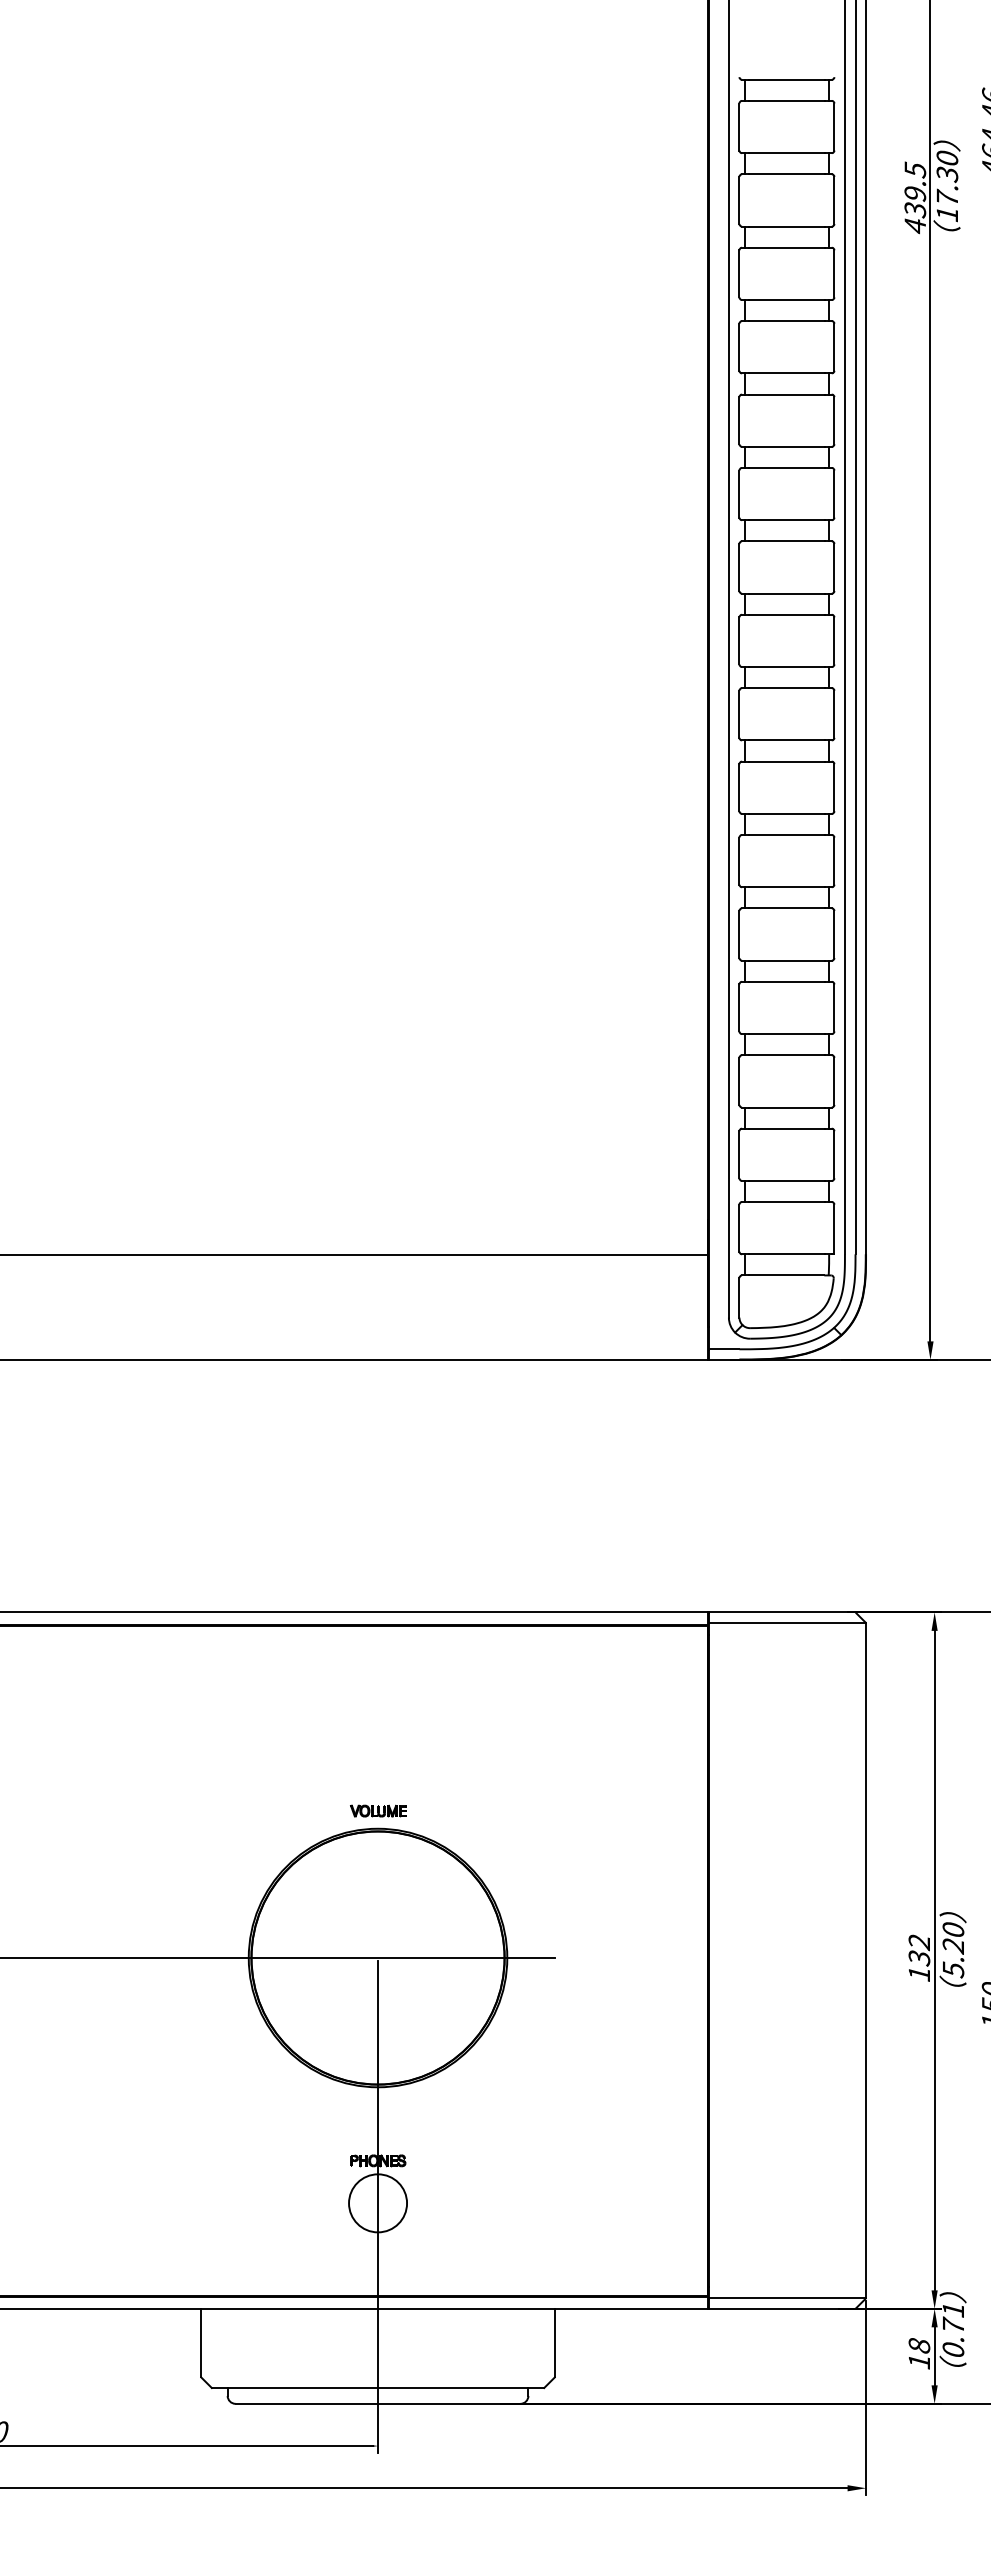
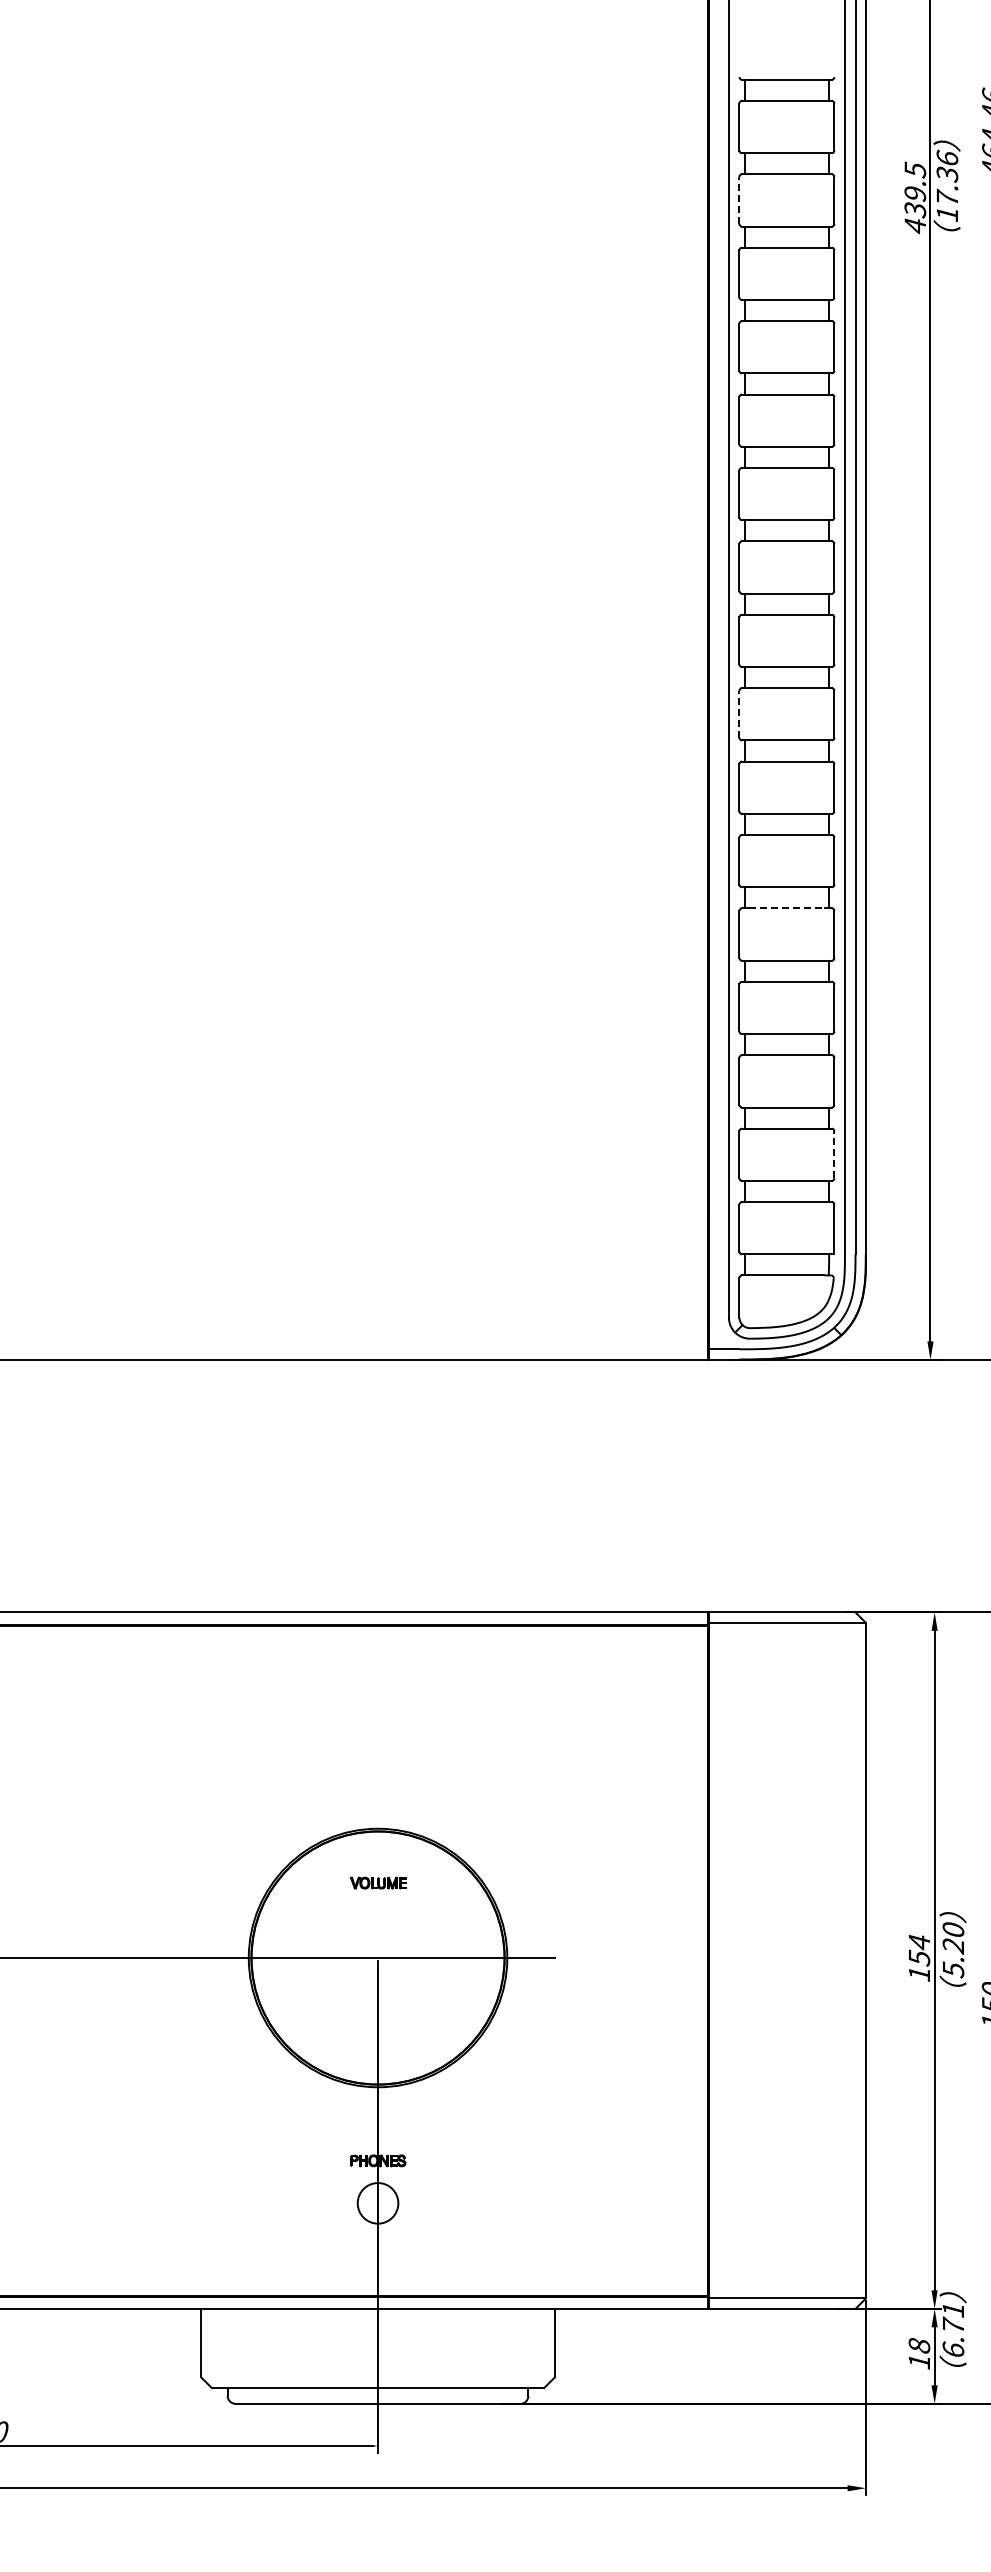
text: 17.30 -> 17.36 (947, 157)
line: solid -> dashed (739, 200)
line: solid -> dashed (739, 714)
line: solid -> dashed (786, 908)
line: solid -> dashed (834, 1154)
line: present -> none (354, 1255)
part position: (378, 1810) -> (378, 1882) (378, 1882)
text: 132 -> 154 (918, 1949)
circle diameter: 58 px -> 41 px (377, 2203)
text: 0.71 -> 6.71 (953, 2348)
